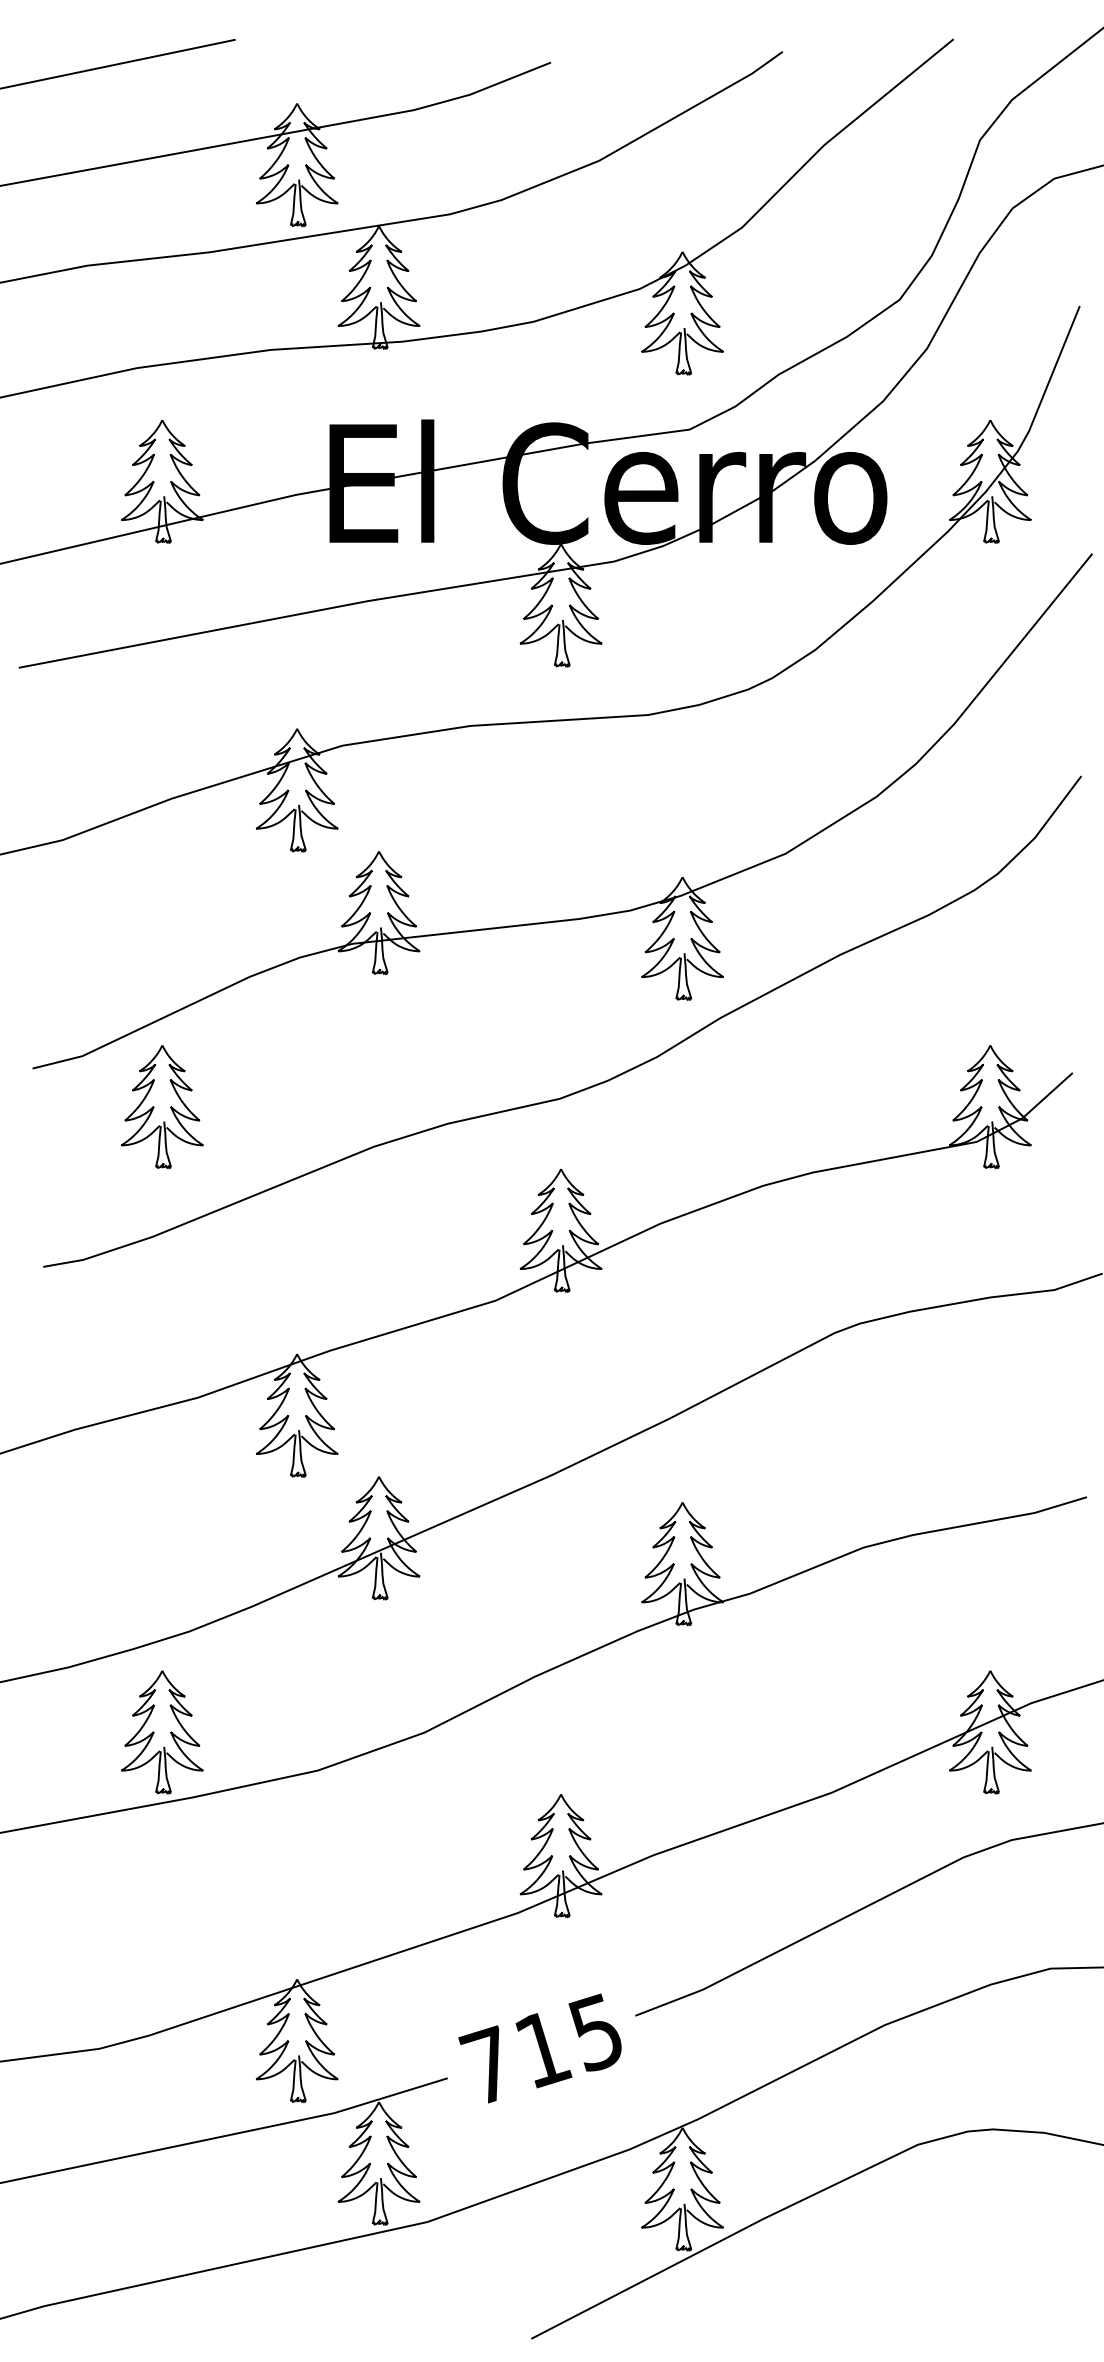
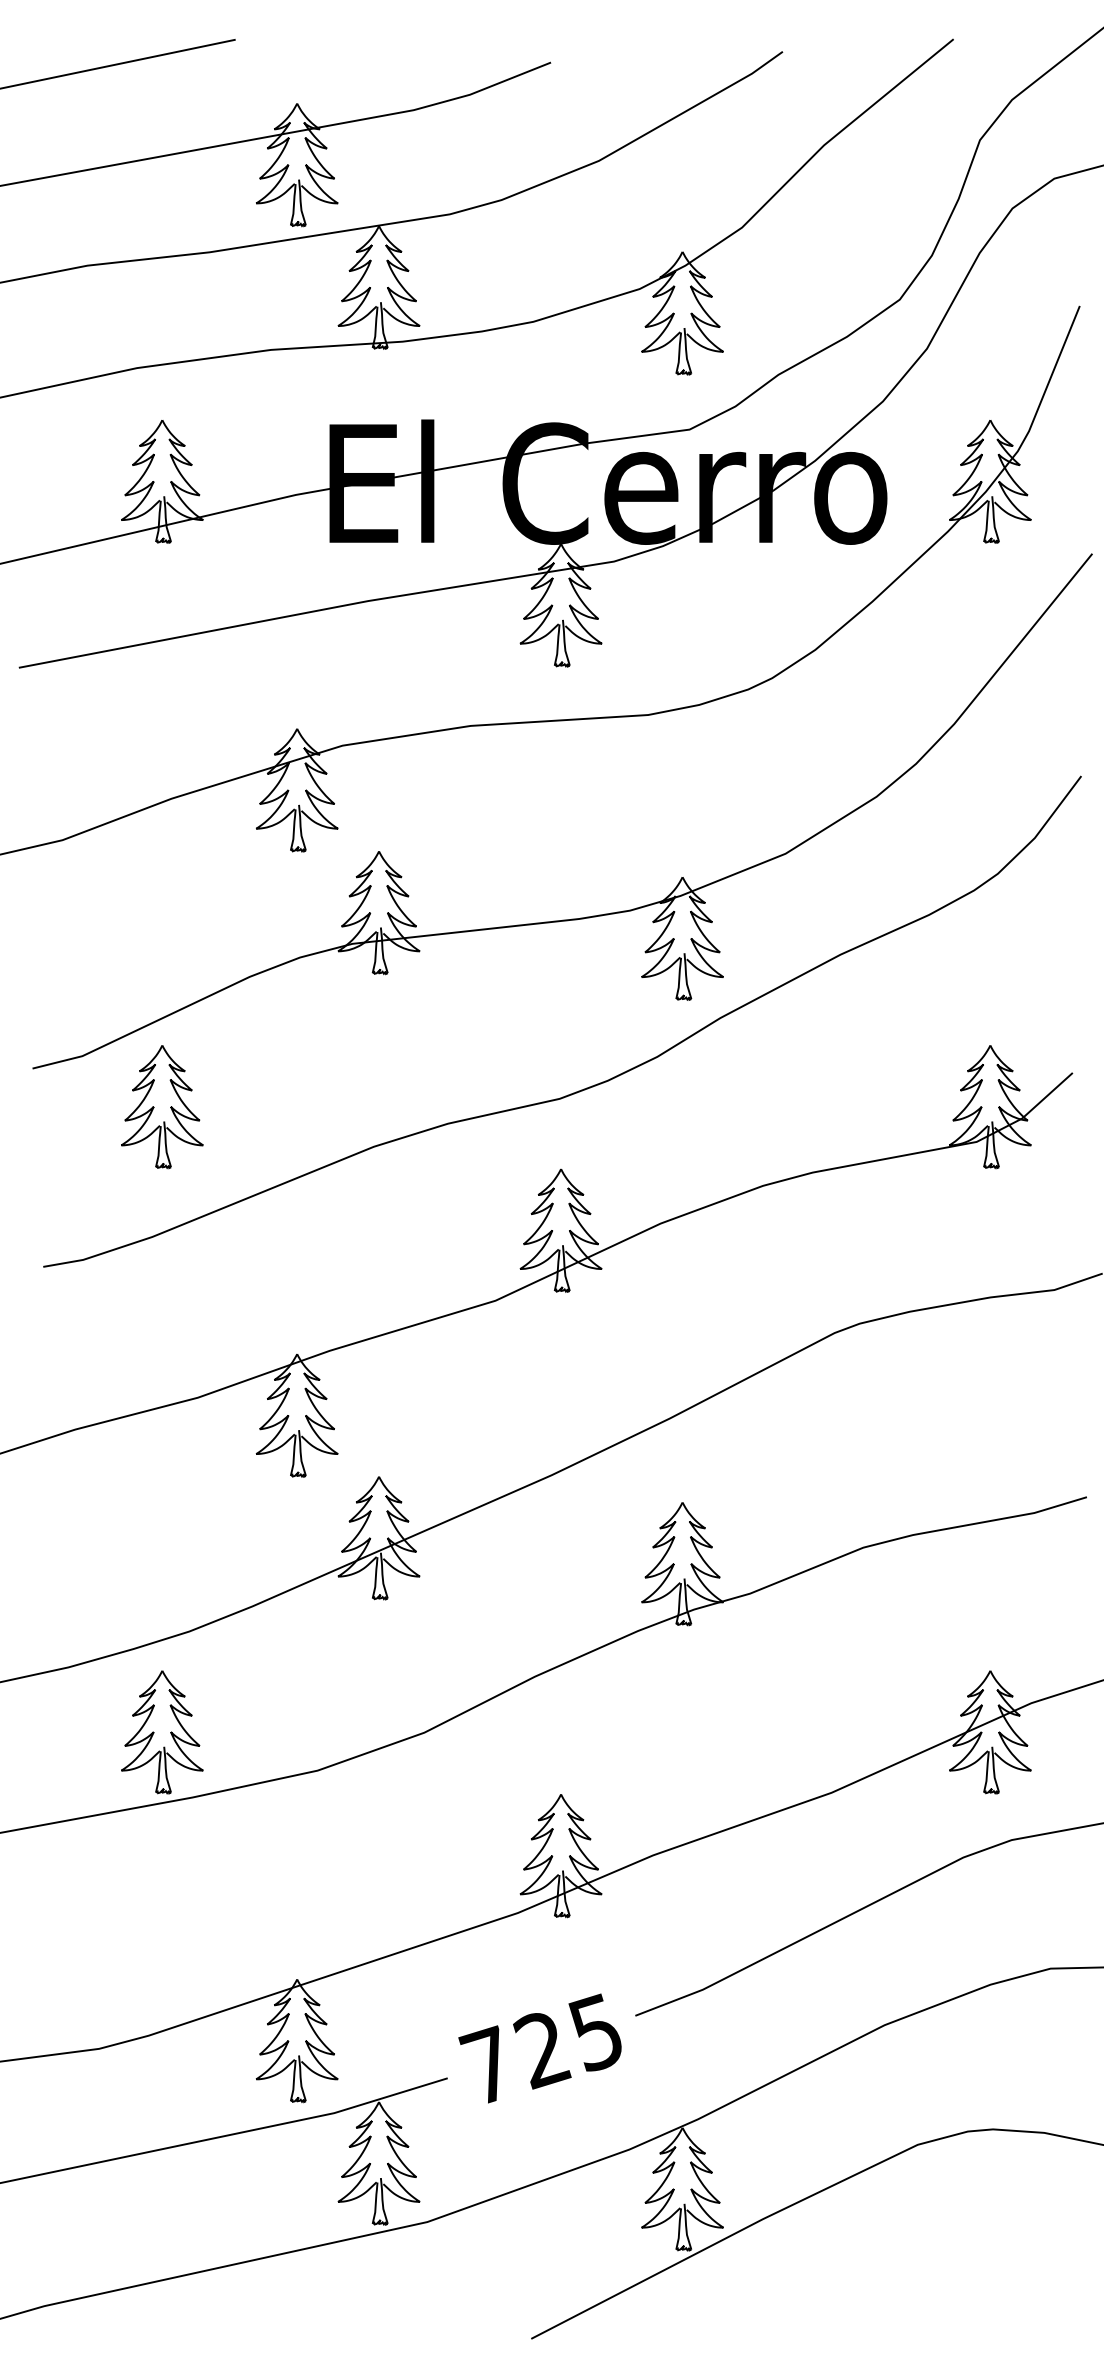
text: 715 -> 725 (542, 2051)
